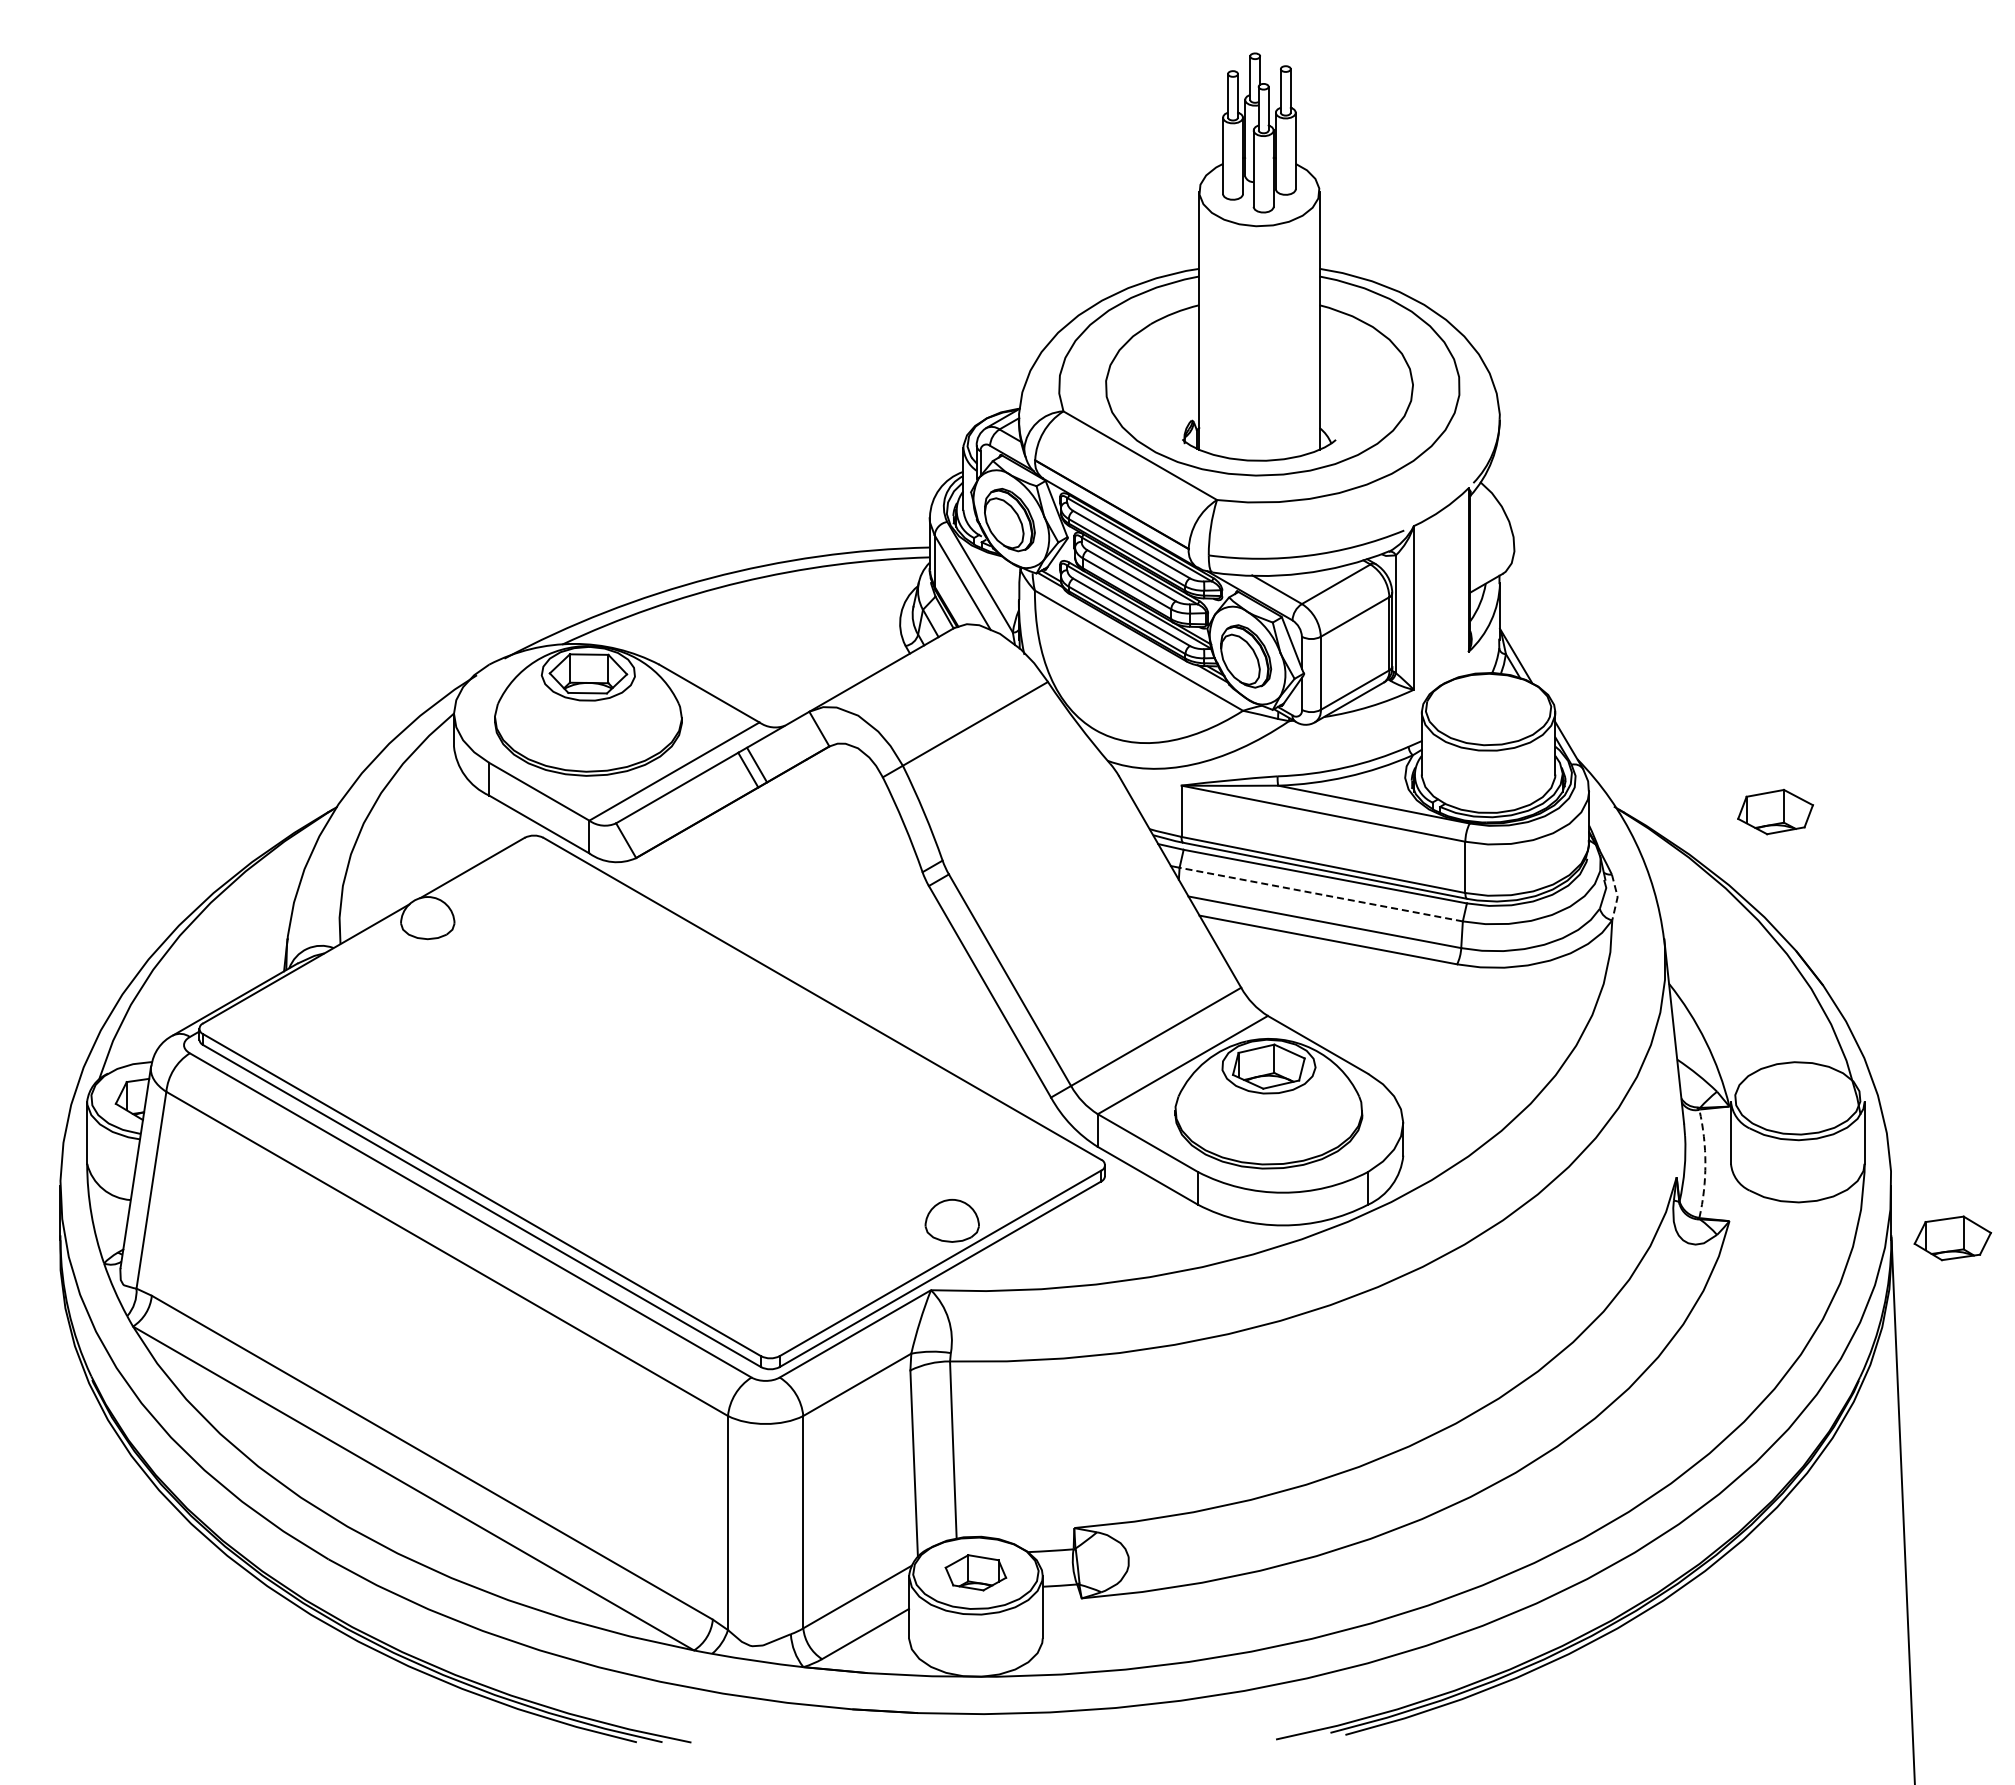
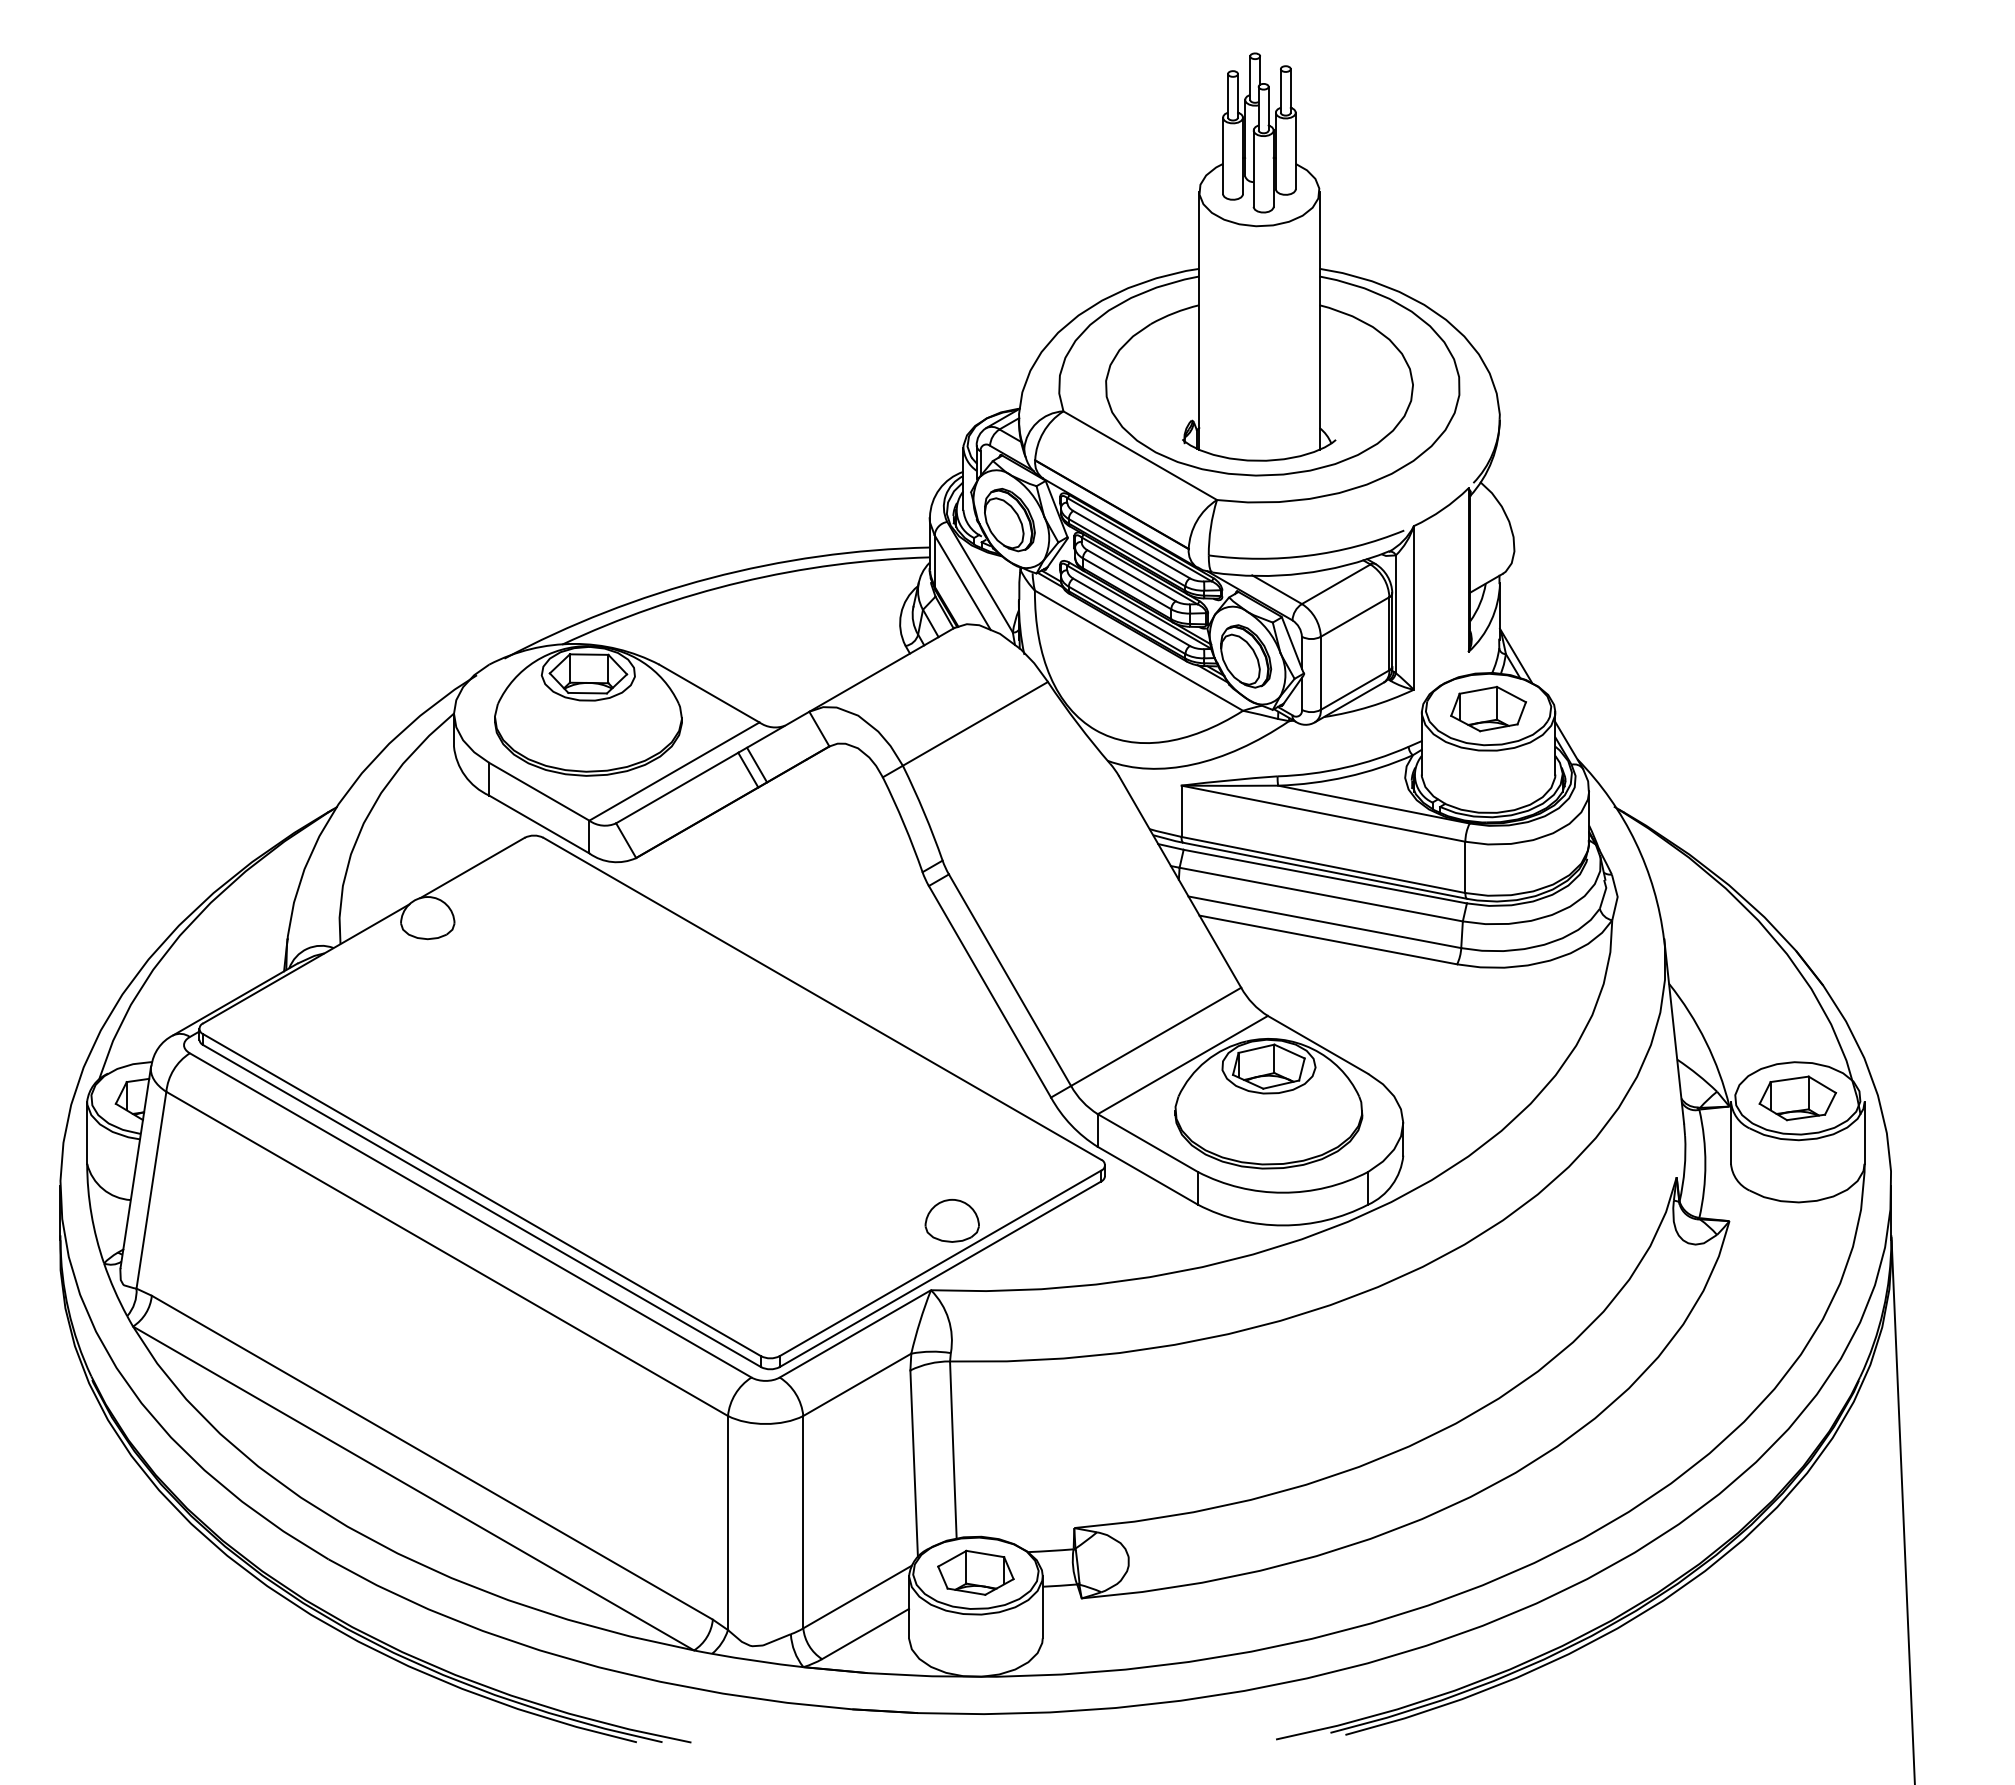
part position: (1775, 811) -> (1488, 708) (1488, 708)
line: dashed -> solid (1320, 894)
line: dashed -> solid (1617, 896)
arc: dashed -> solid (1705, 1163)
part position: (1952, 1238) -> (1797, 1098) (1797, 1098)
part size: 64x38 px -> 78x47 px (975, 1572)
